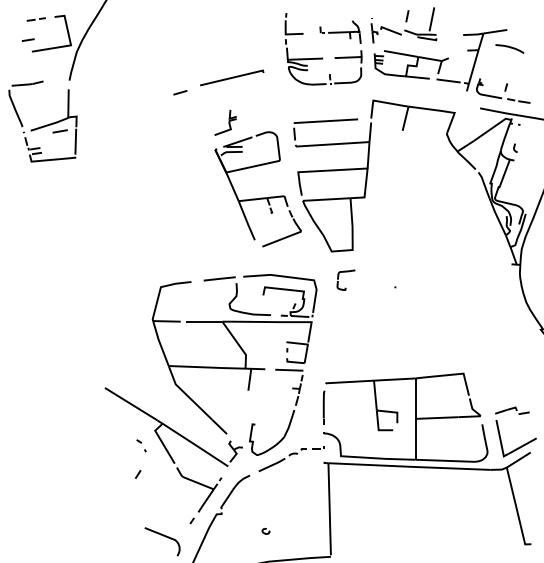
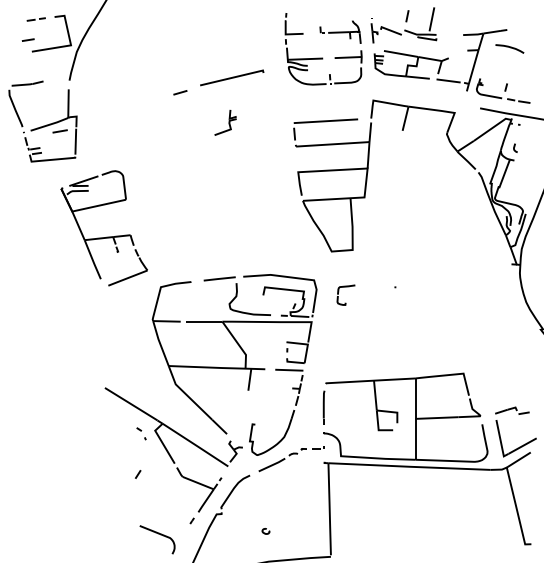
part position: (260, 197) -> (106, 236) (106, 236)
part position: (339, 276) -> (339, 291) (339, 291)
part position: (141, 445) -> (141, 433) (141, 433)
curve position: (165, 537) -> (160, 535) (160, 535)
